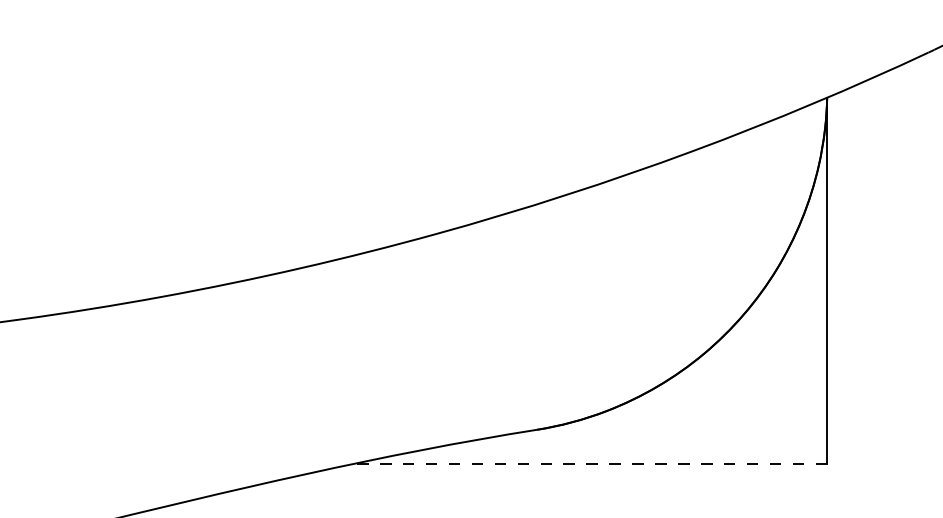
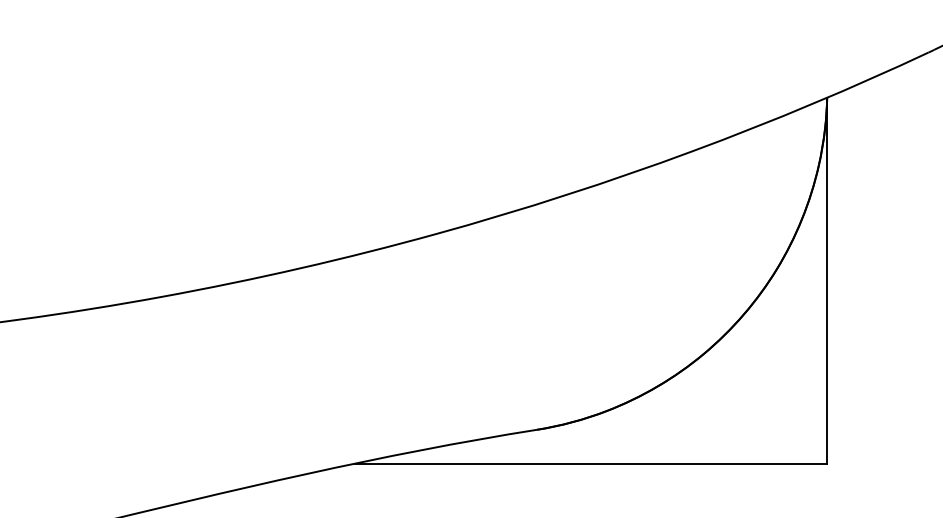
line: dashed -> solid (590, 464)
